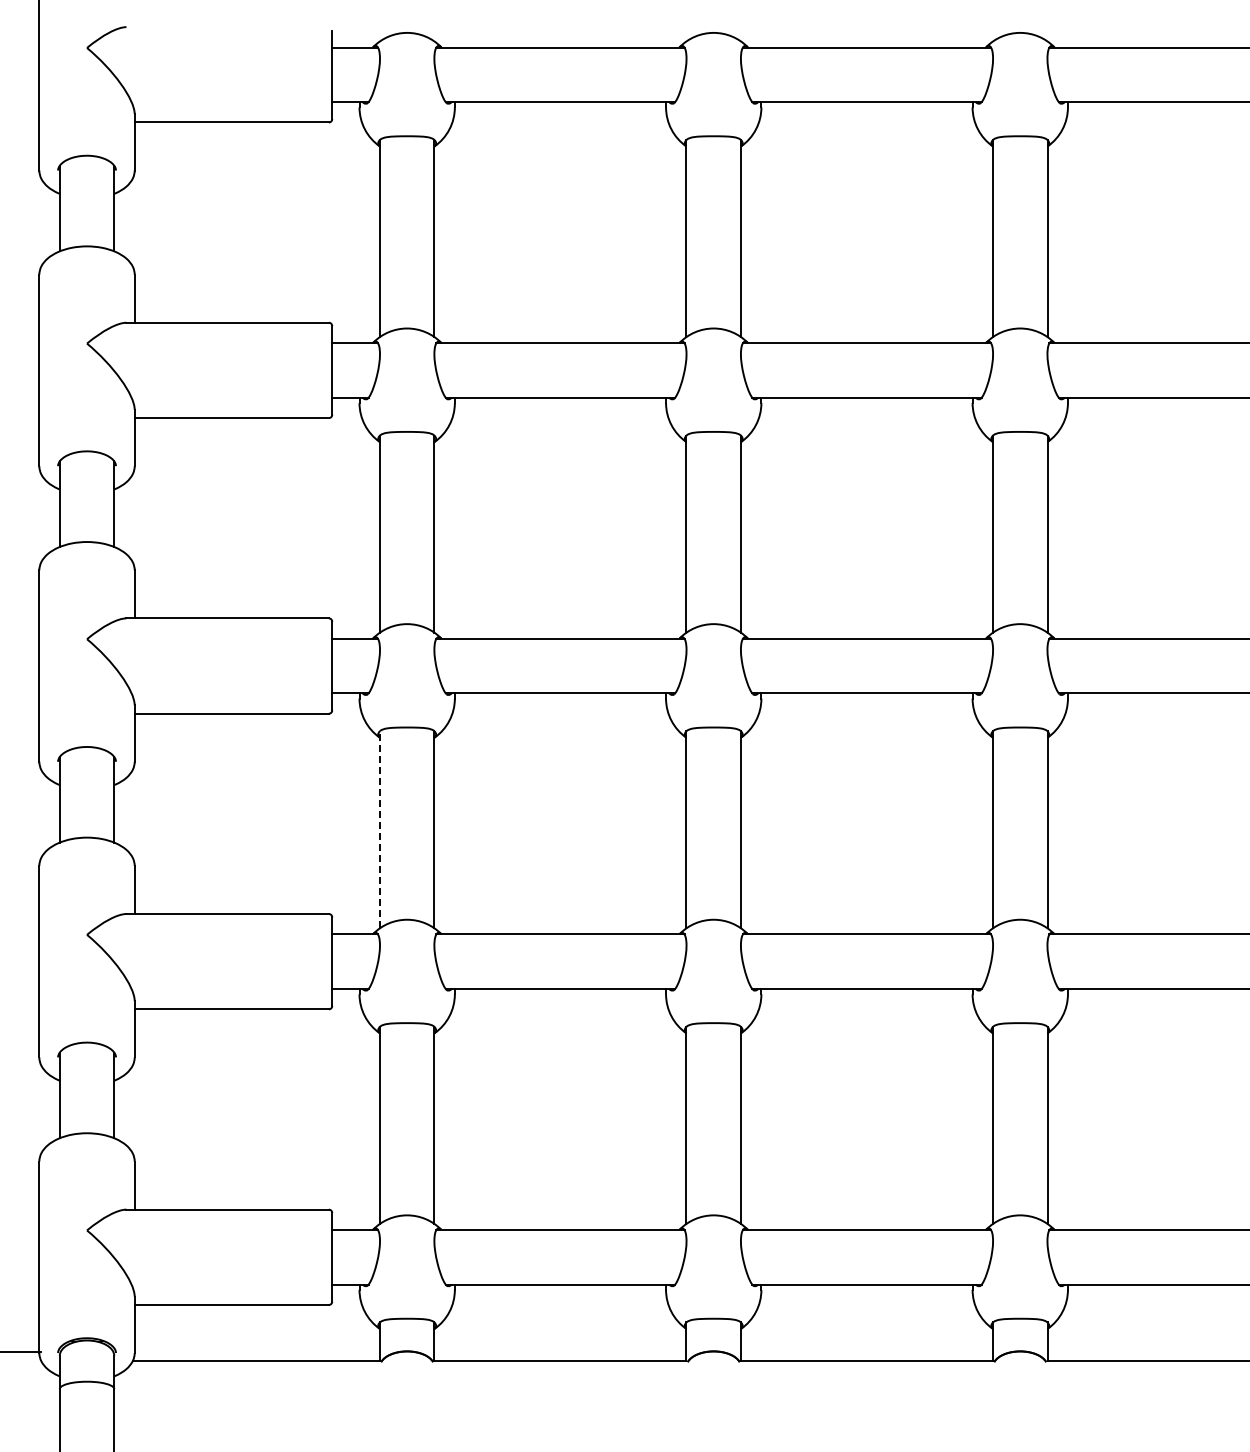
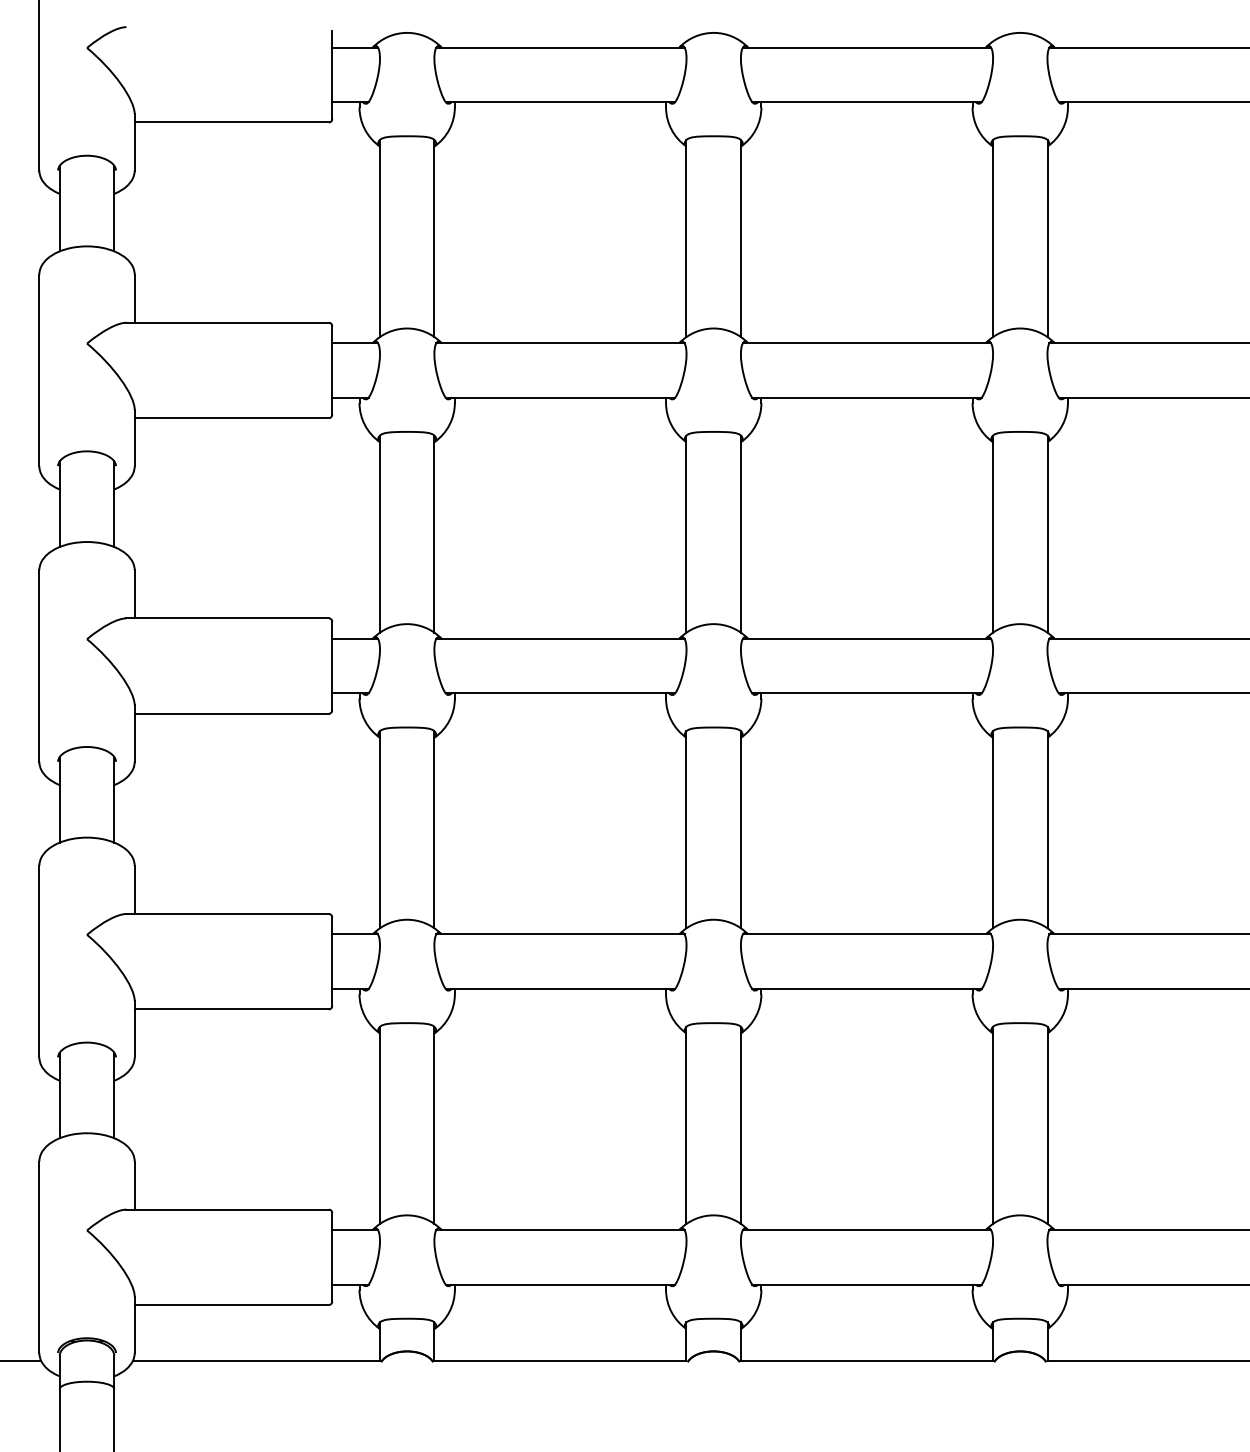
line: dashed -> solid (379, 829)
line position: (21, 1351) -> (21, 1360) (21, 1360)
